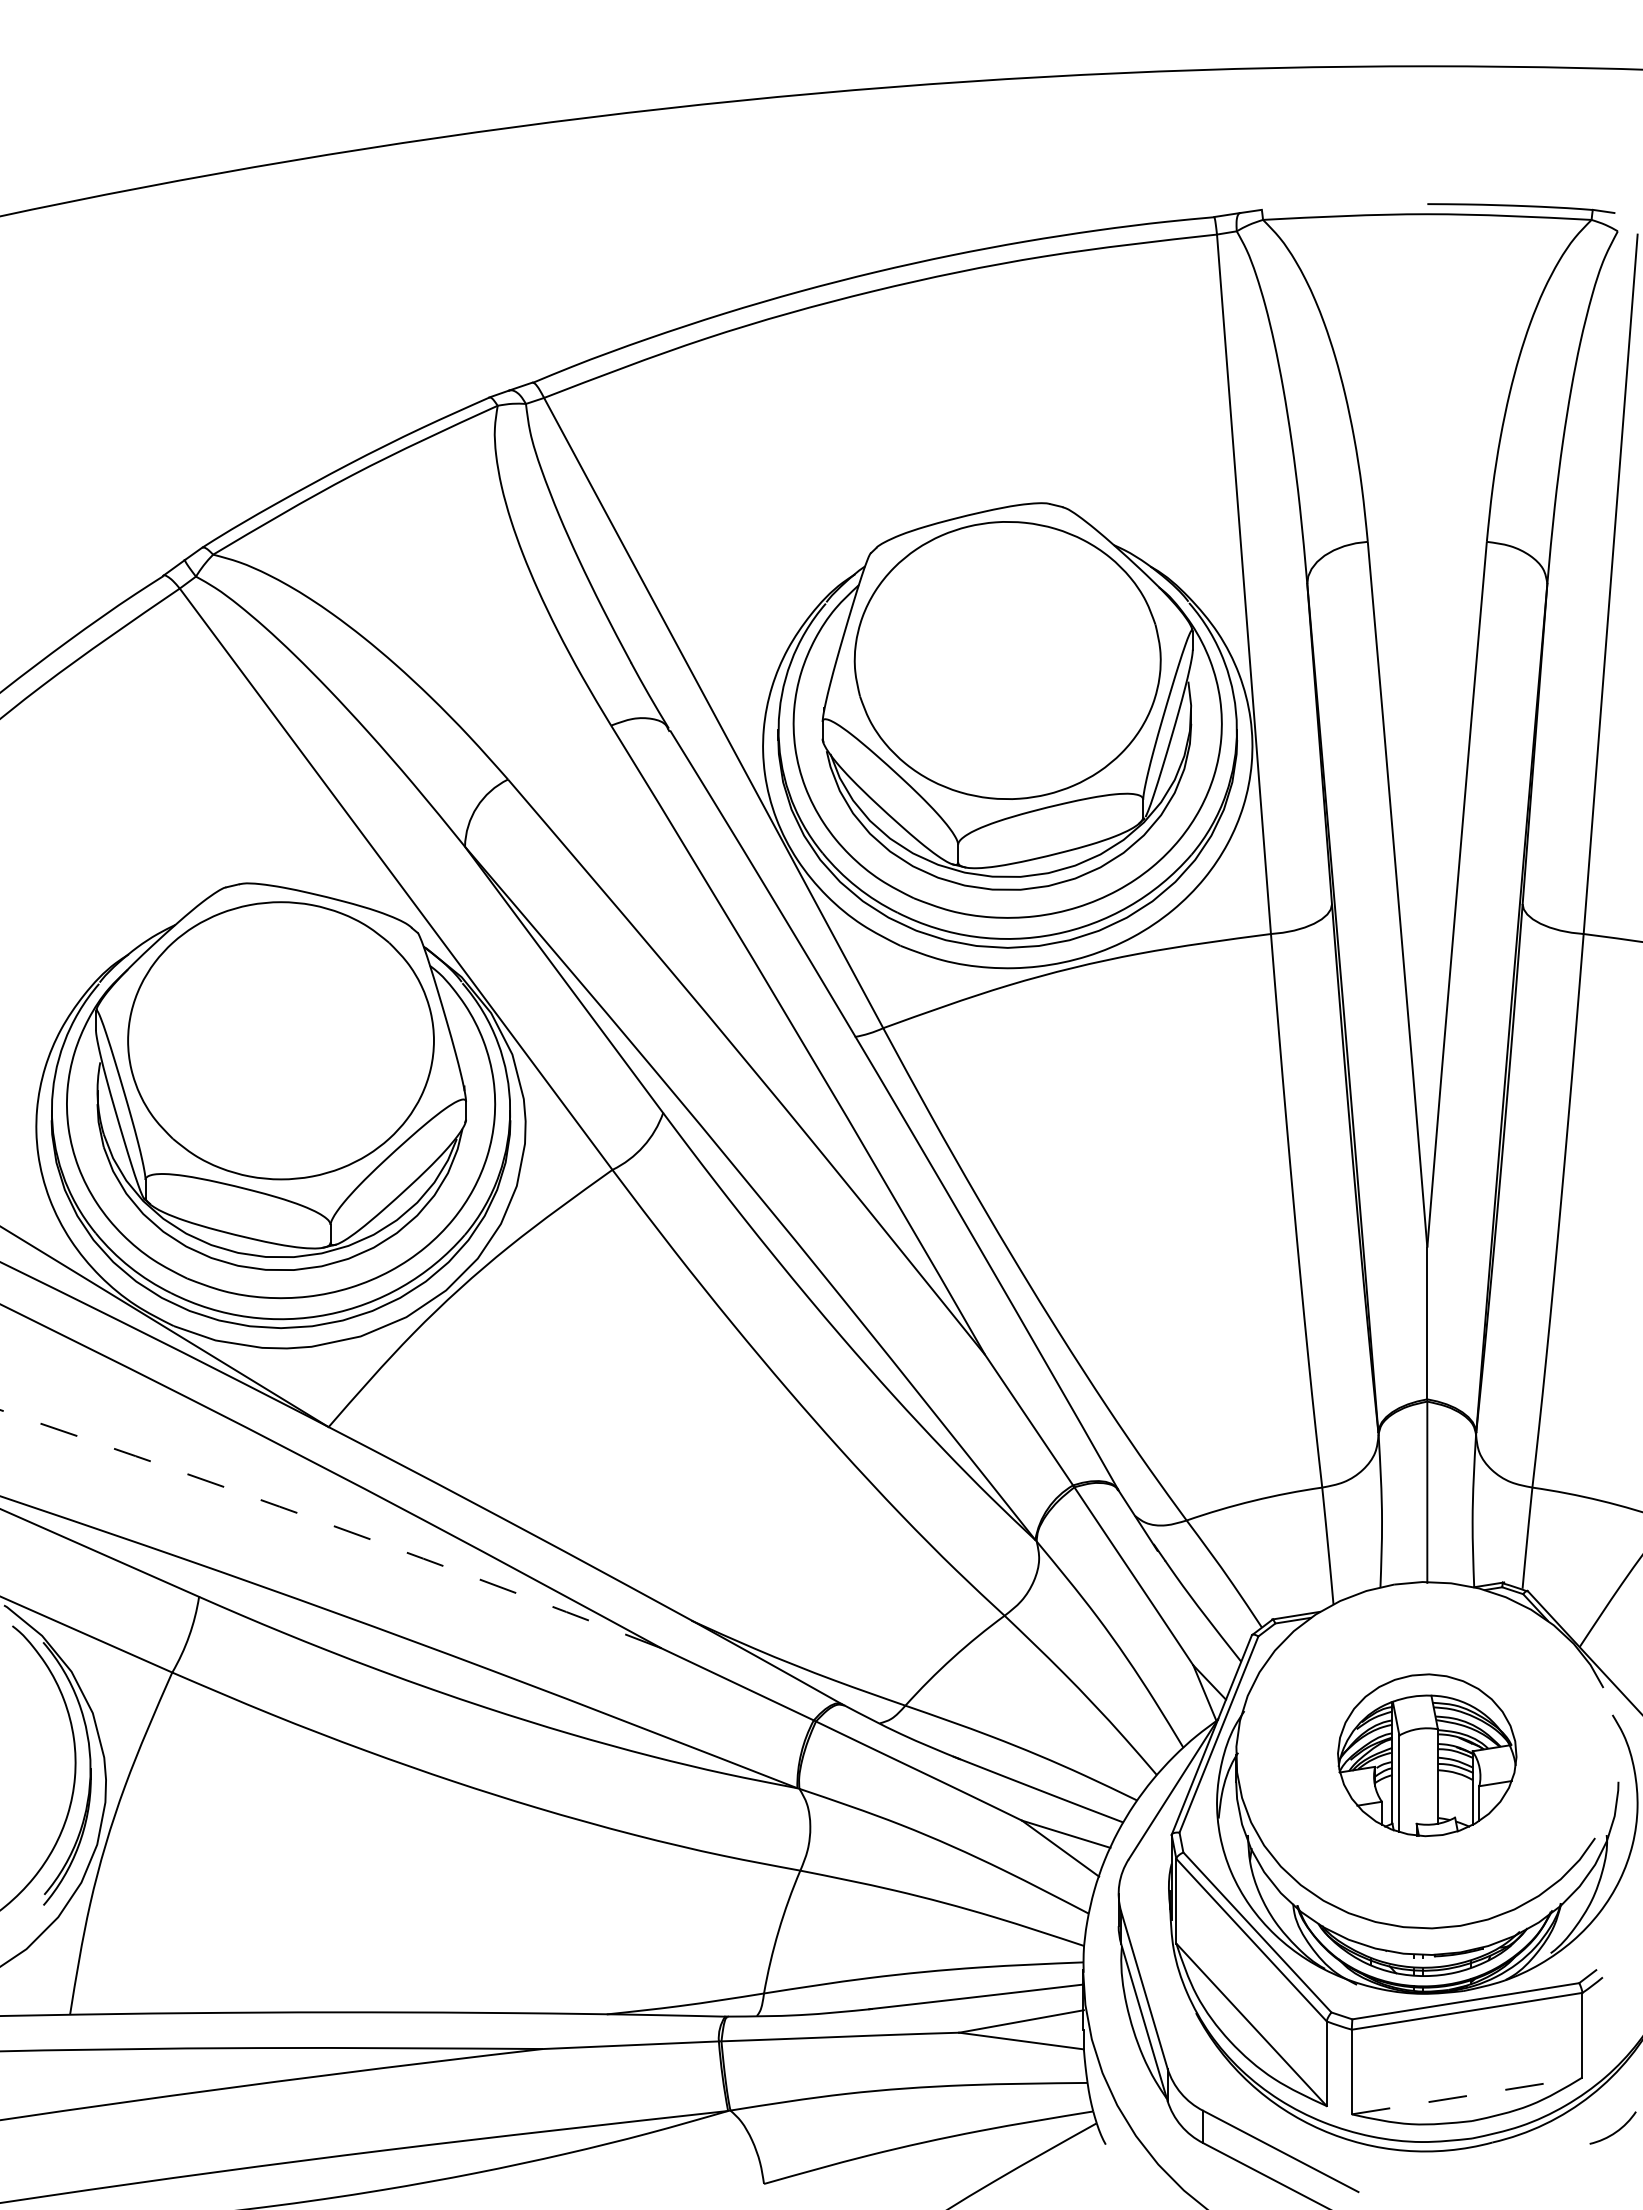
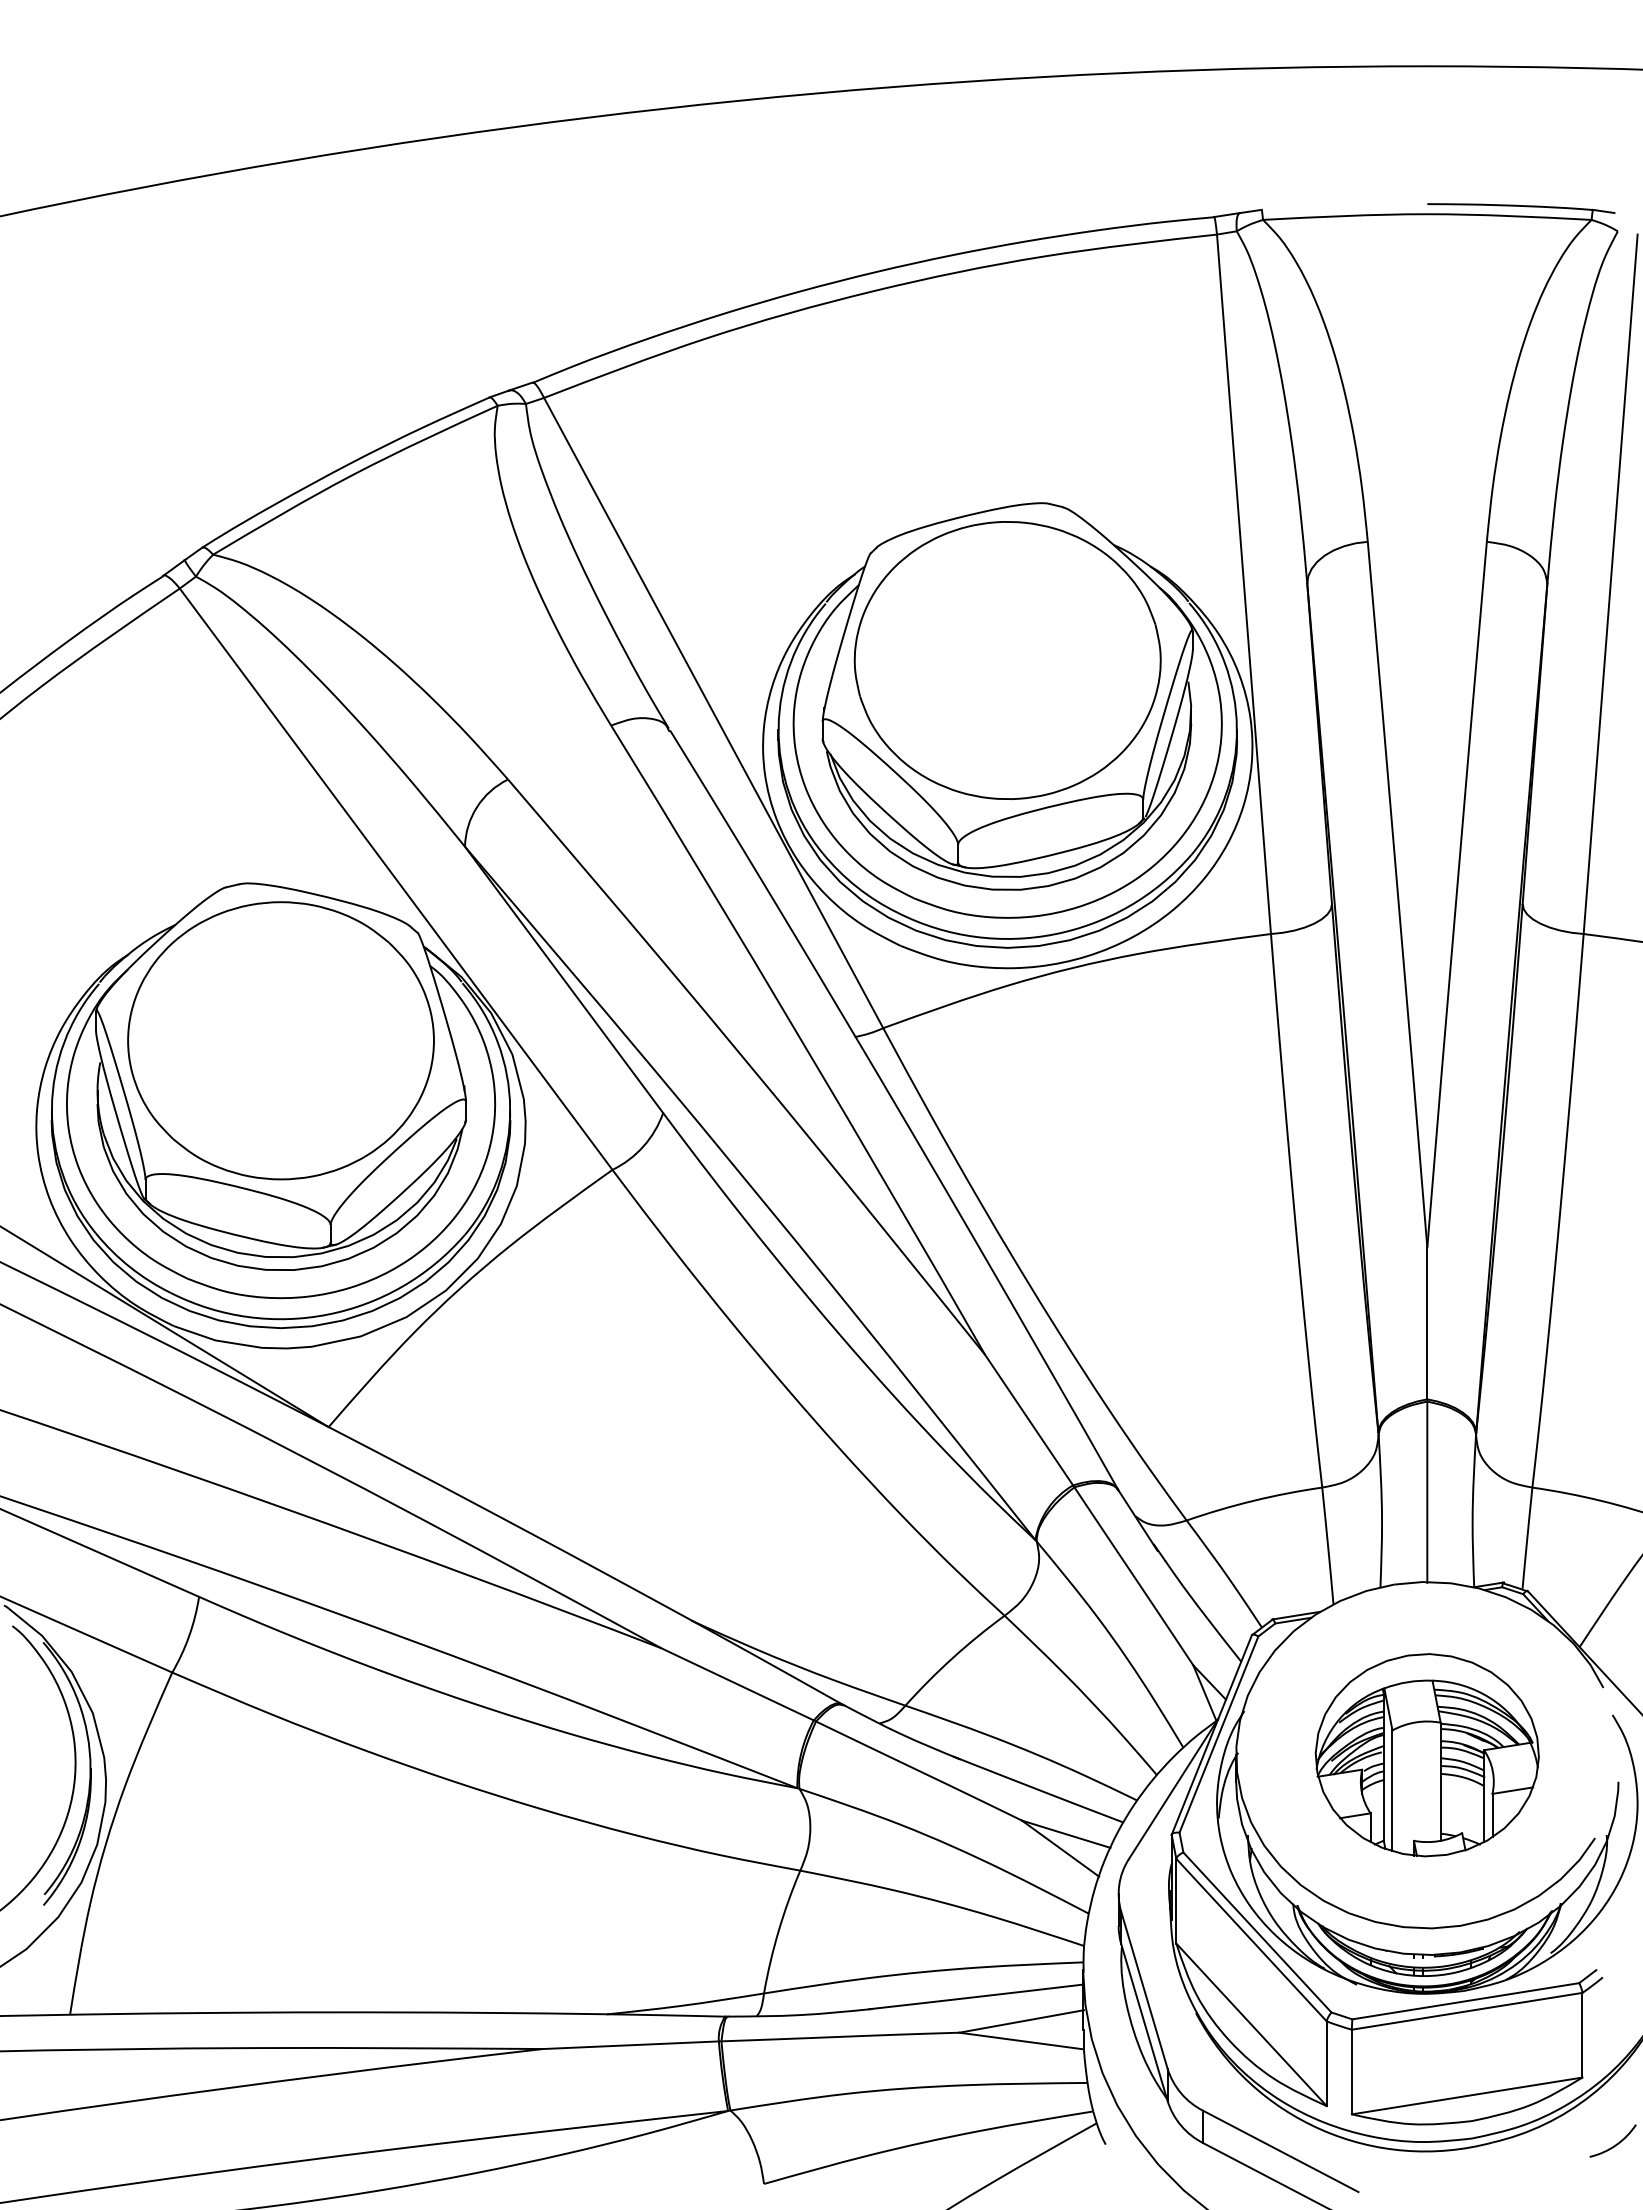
arc: dashed -> solid (332, 1525)
part size: 181x165 px -> 226x205 px (1426, 1755)
line: dashed -> solid (1467, 2095)
arc position: (1616, 2130) -> (1616, 2143) (1616, 2143)
